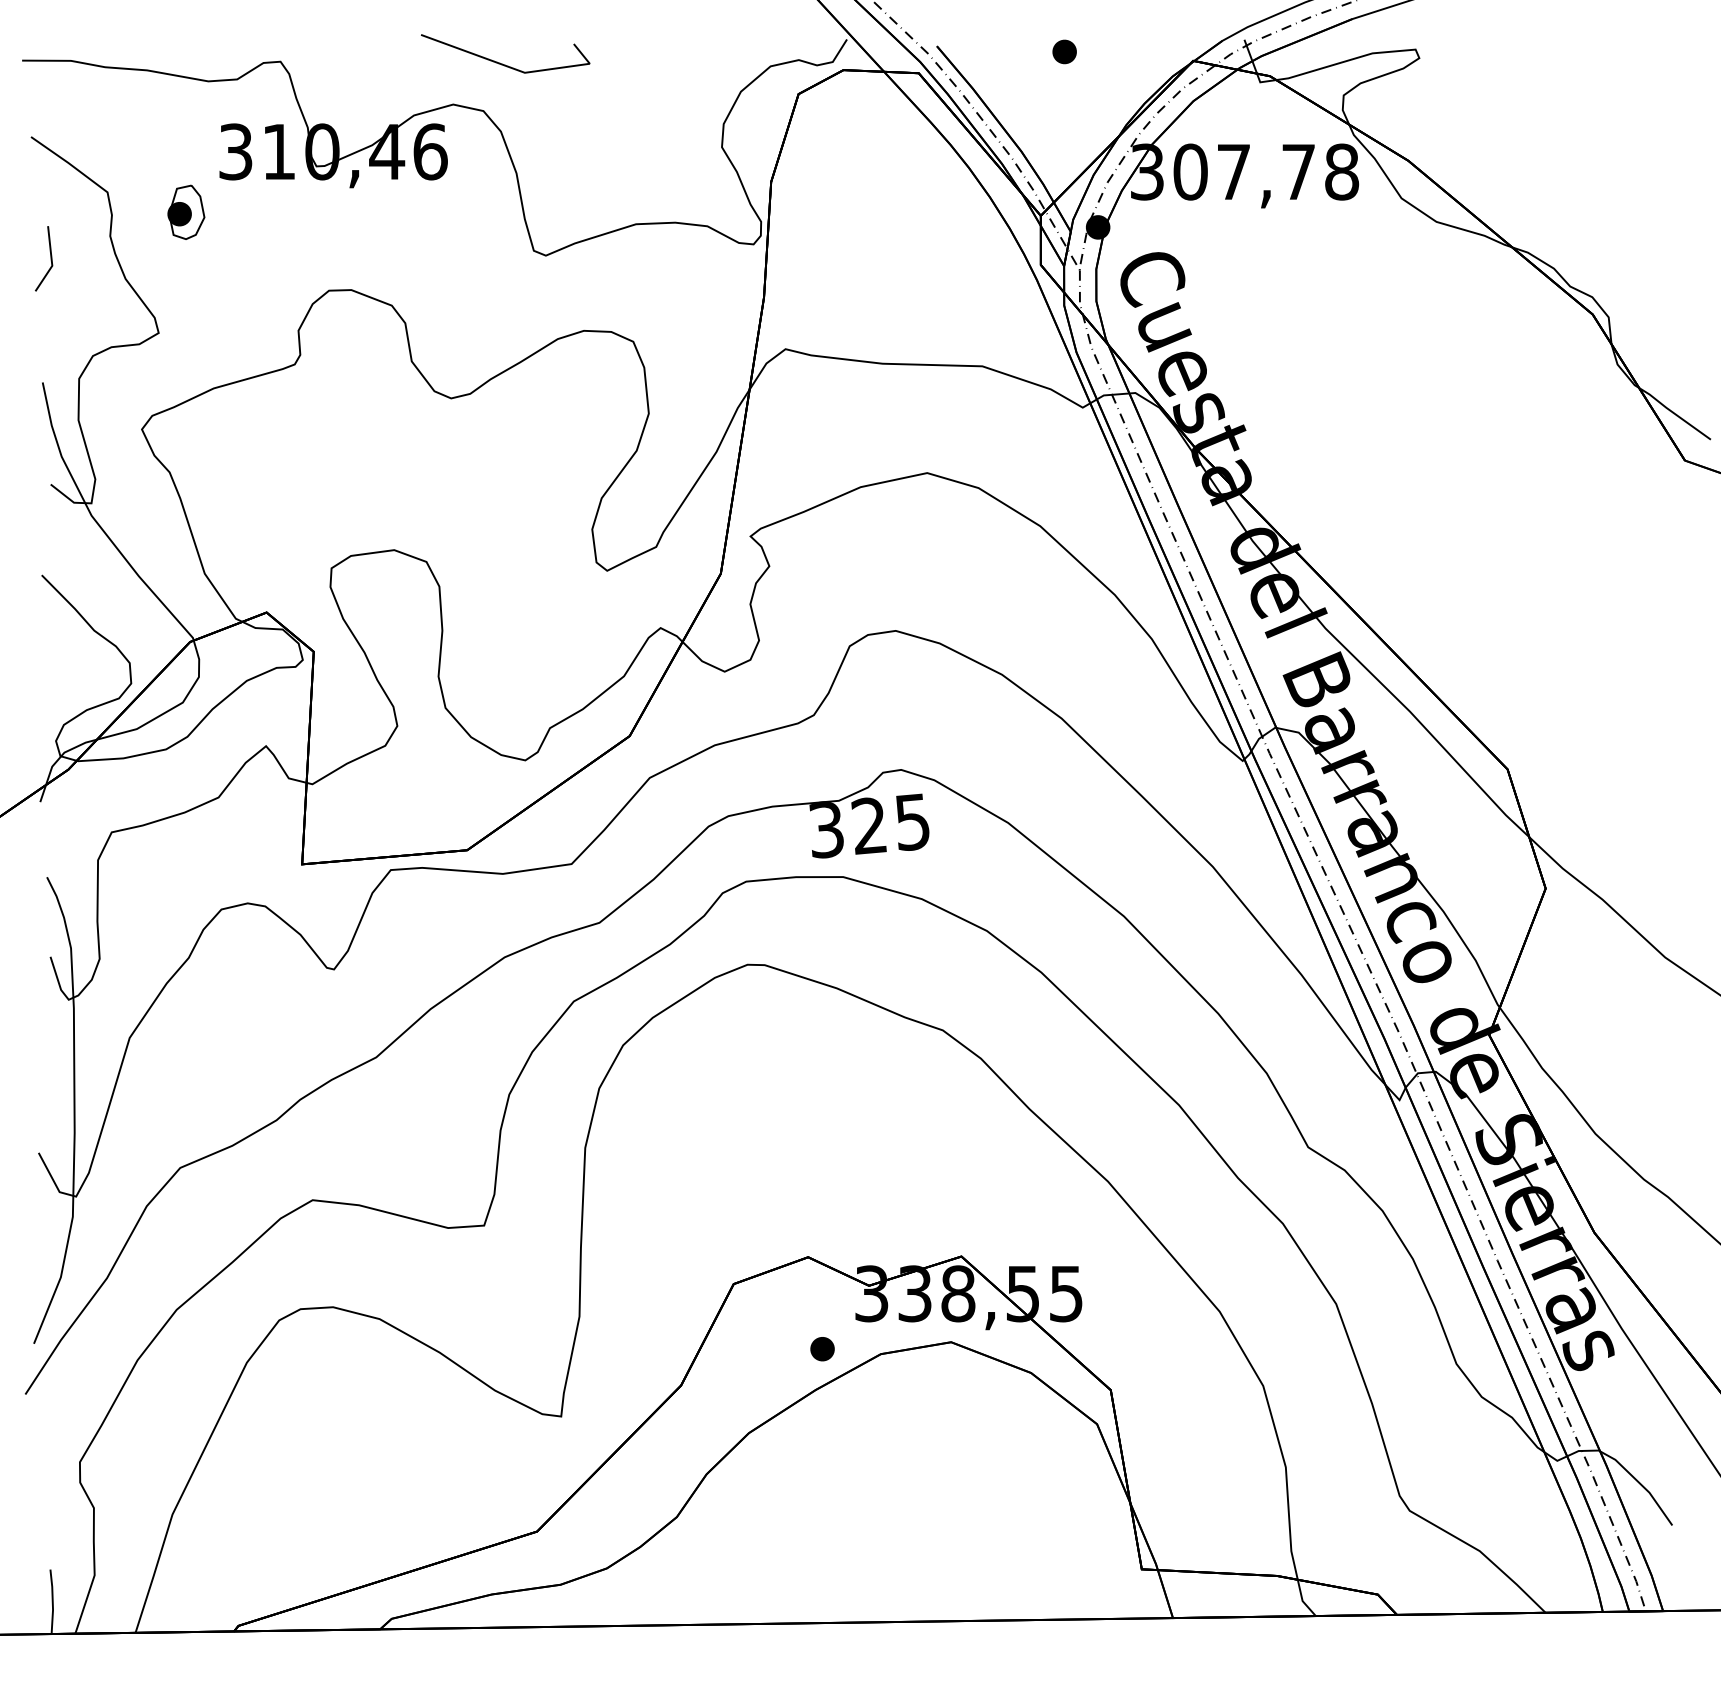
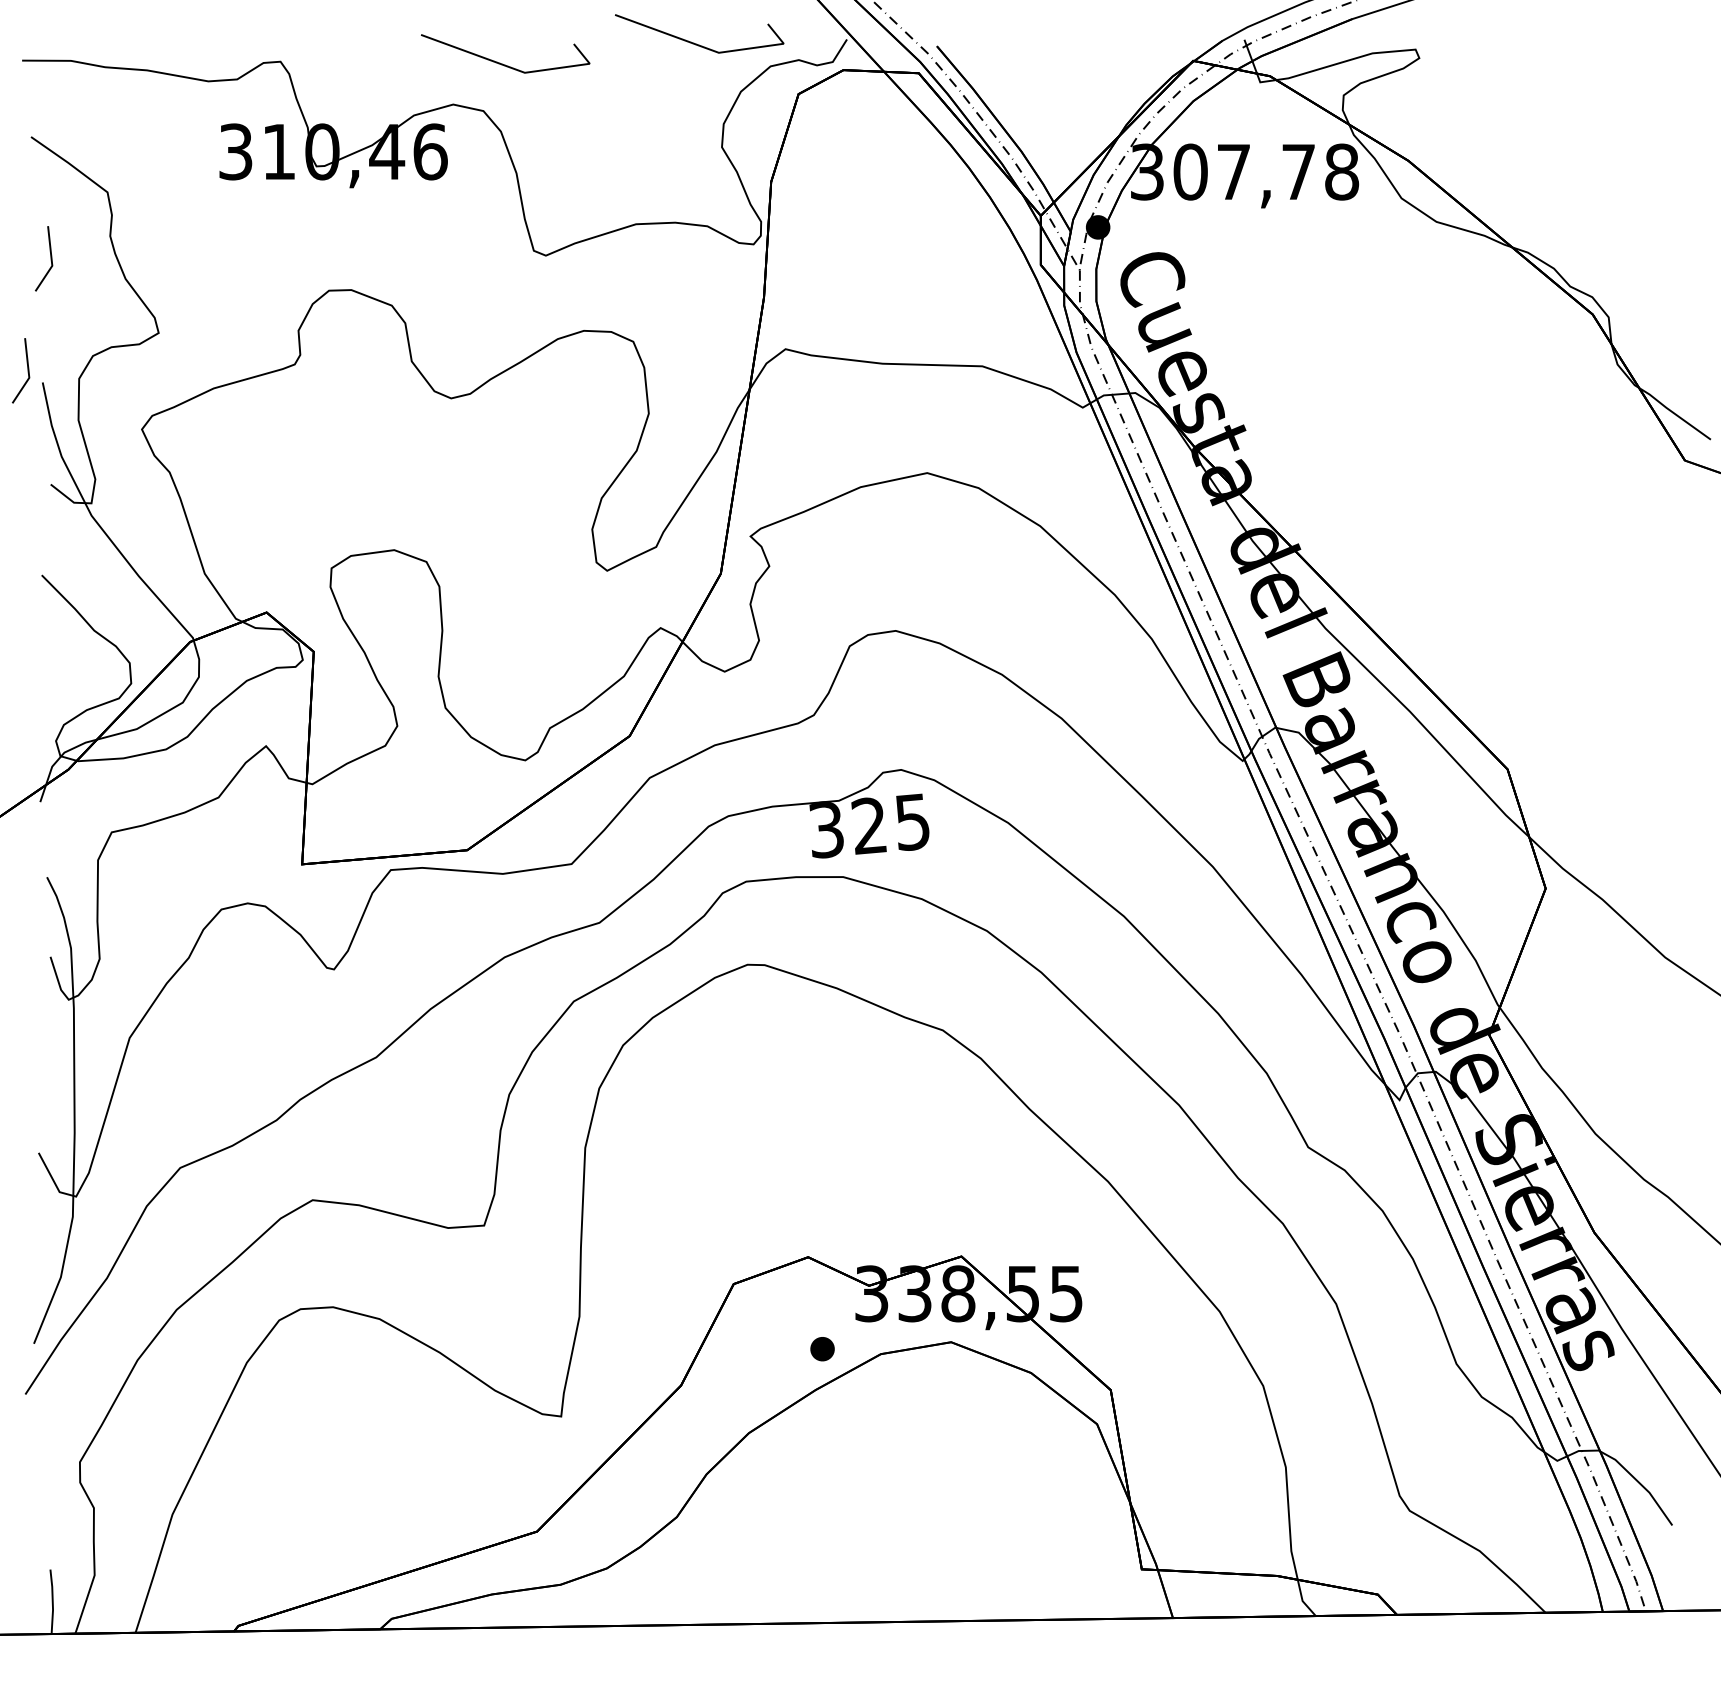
line: none -> present (694, 42)
part: present -> none (1064, 51)
part: present -> none (186, 211)
line: none -> present (27, 370)
